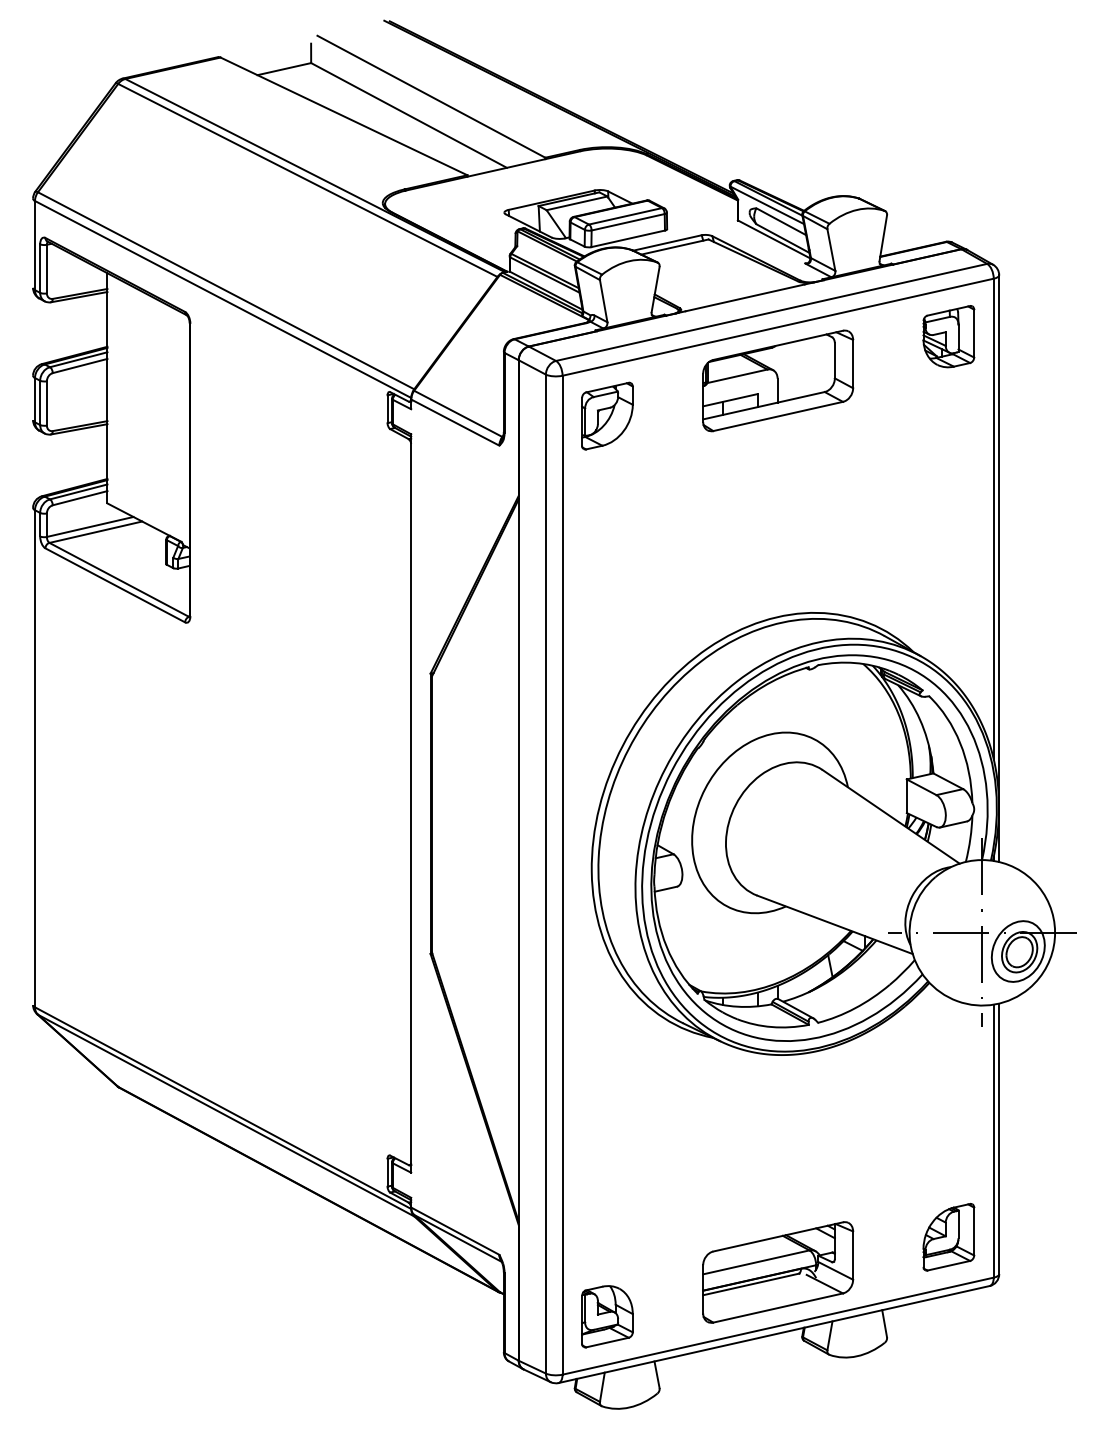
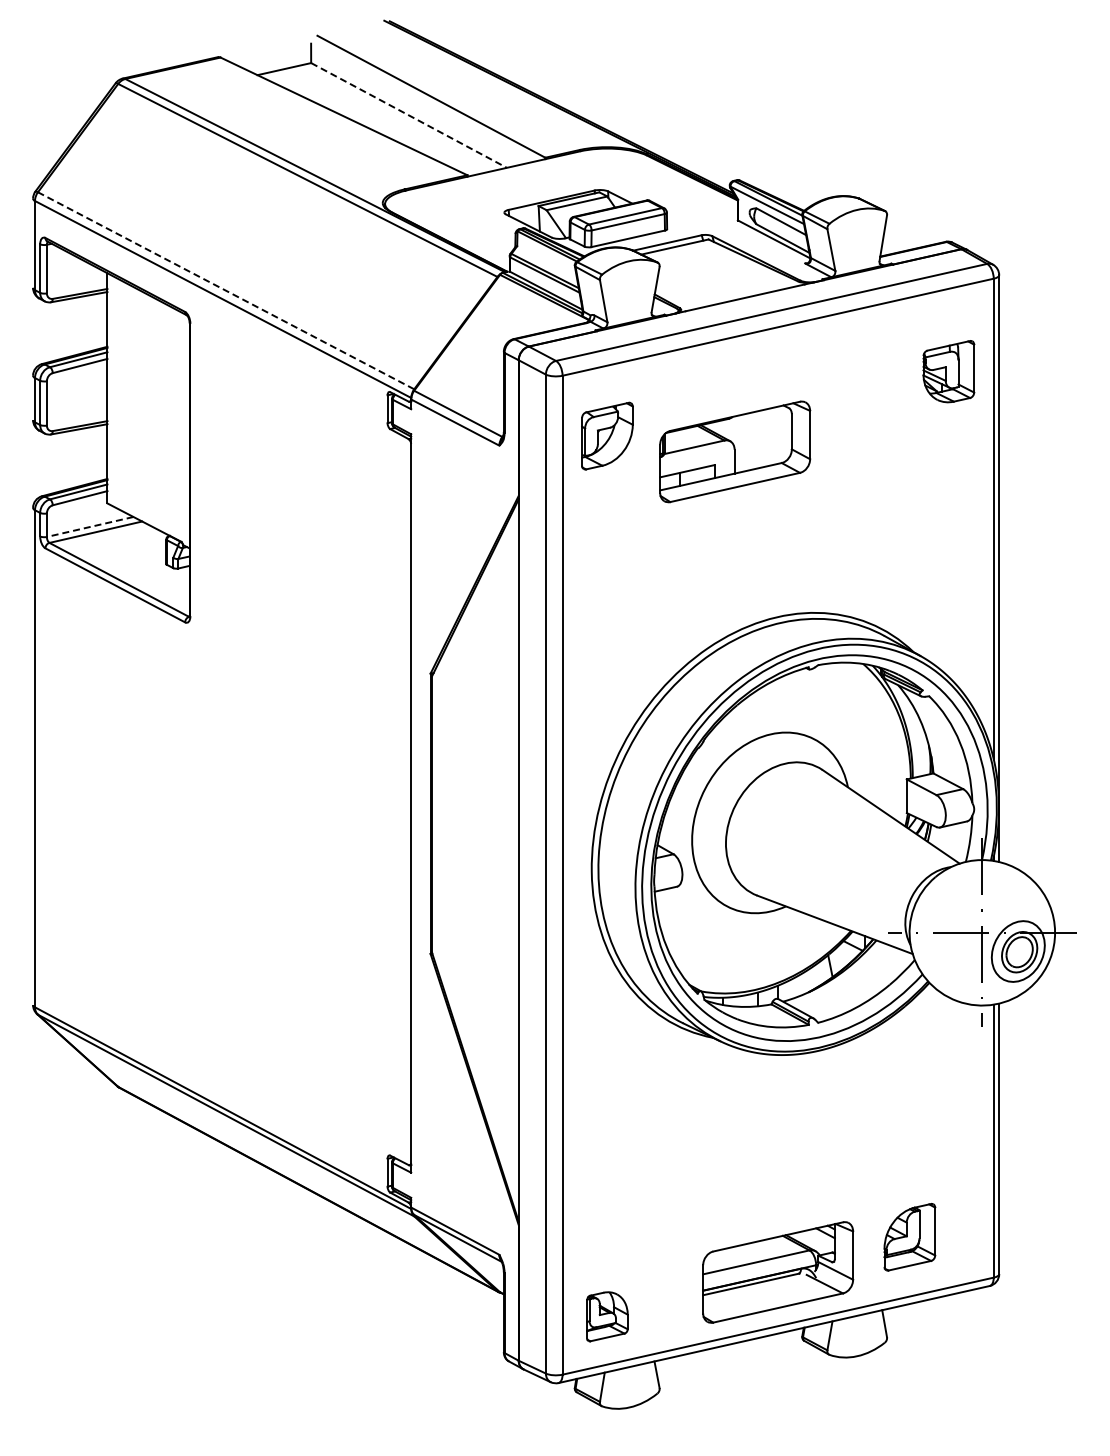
line: solid -> dashed (409, 115)
line: solid -> dashed (225, 290)
part position: (948, 336) -> (948, 371) (948, 371)
part position: (778, 380) -> (735, 451) (735, 451)
part position: (607, 415) -> (607, 435) (607, 435)
line: solid -> dashed (89, 527)
part position: (948, 1237) -> (909, 1237) (909, 1237)
part size: 53x64 px -> 43x52 px (607, 1316)
